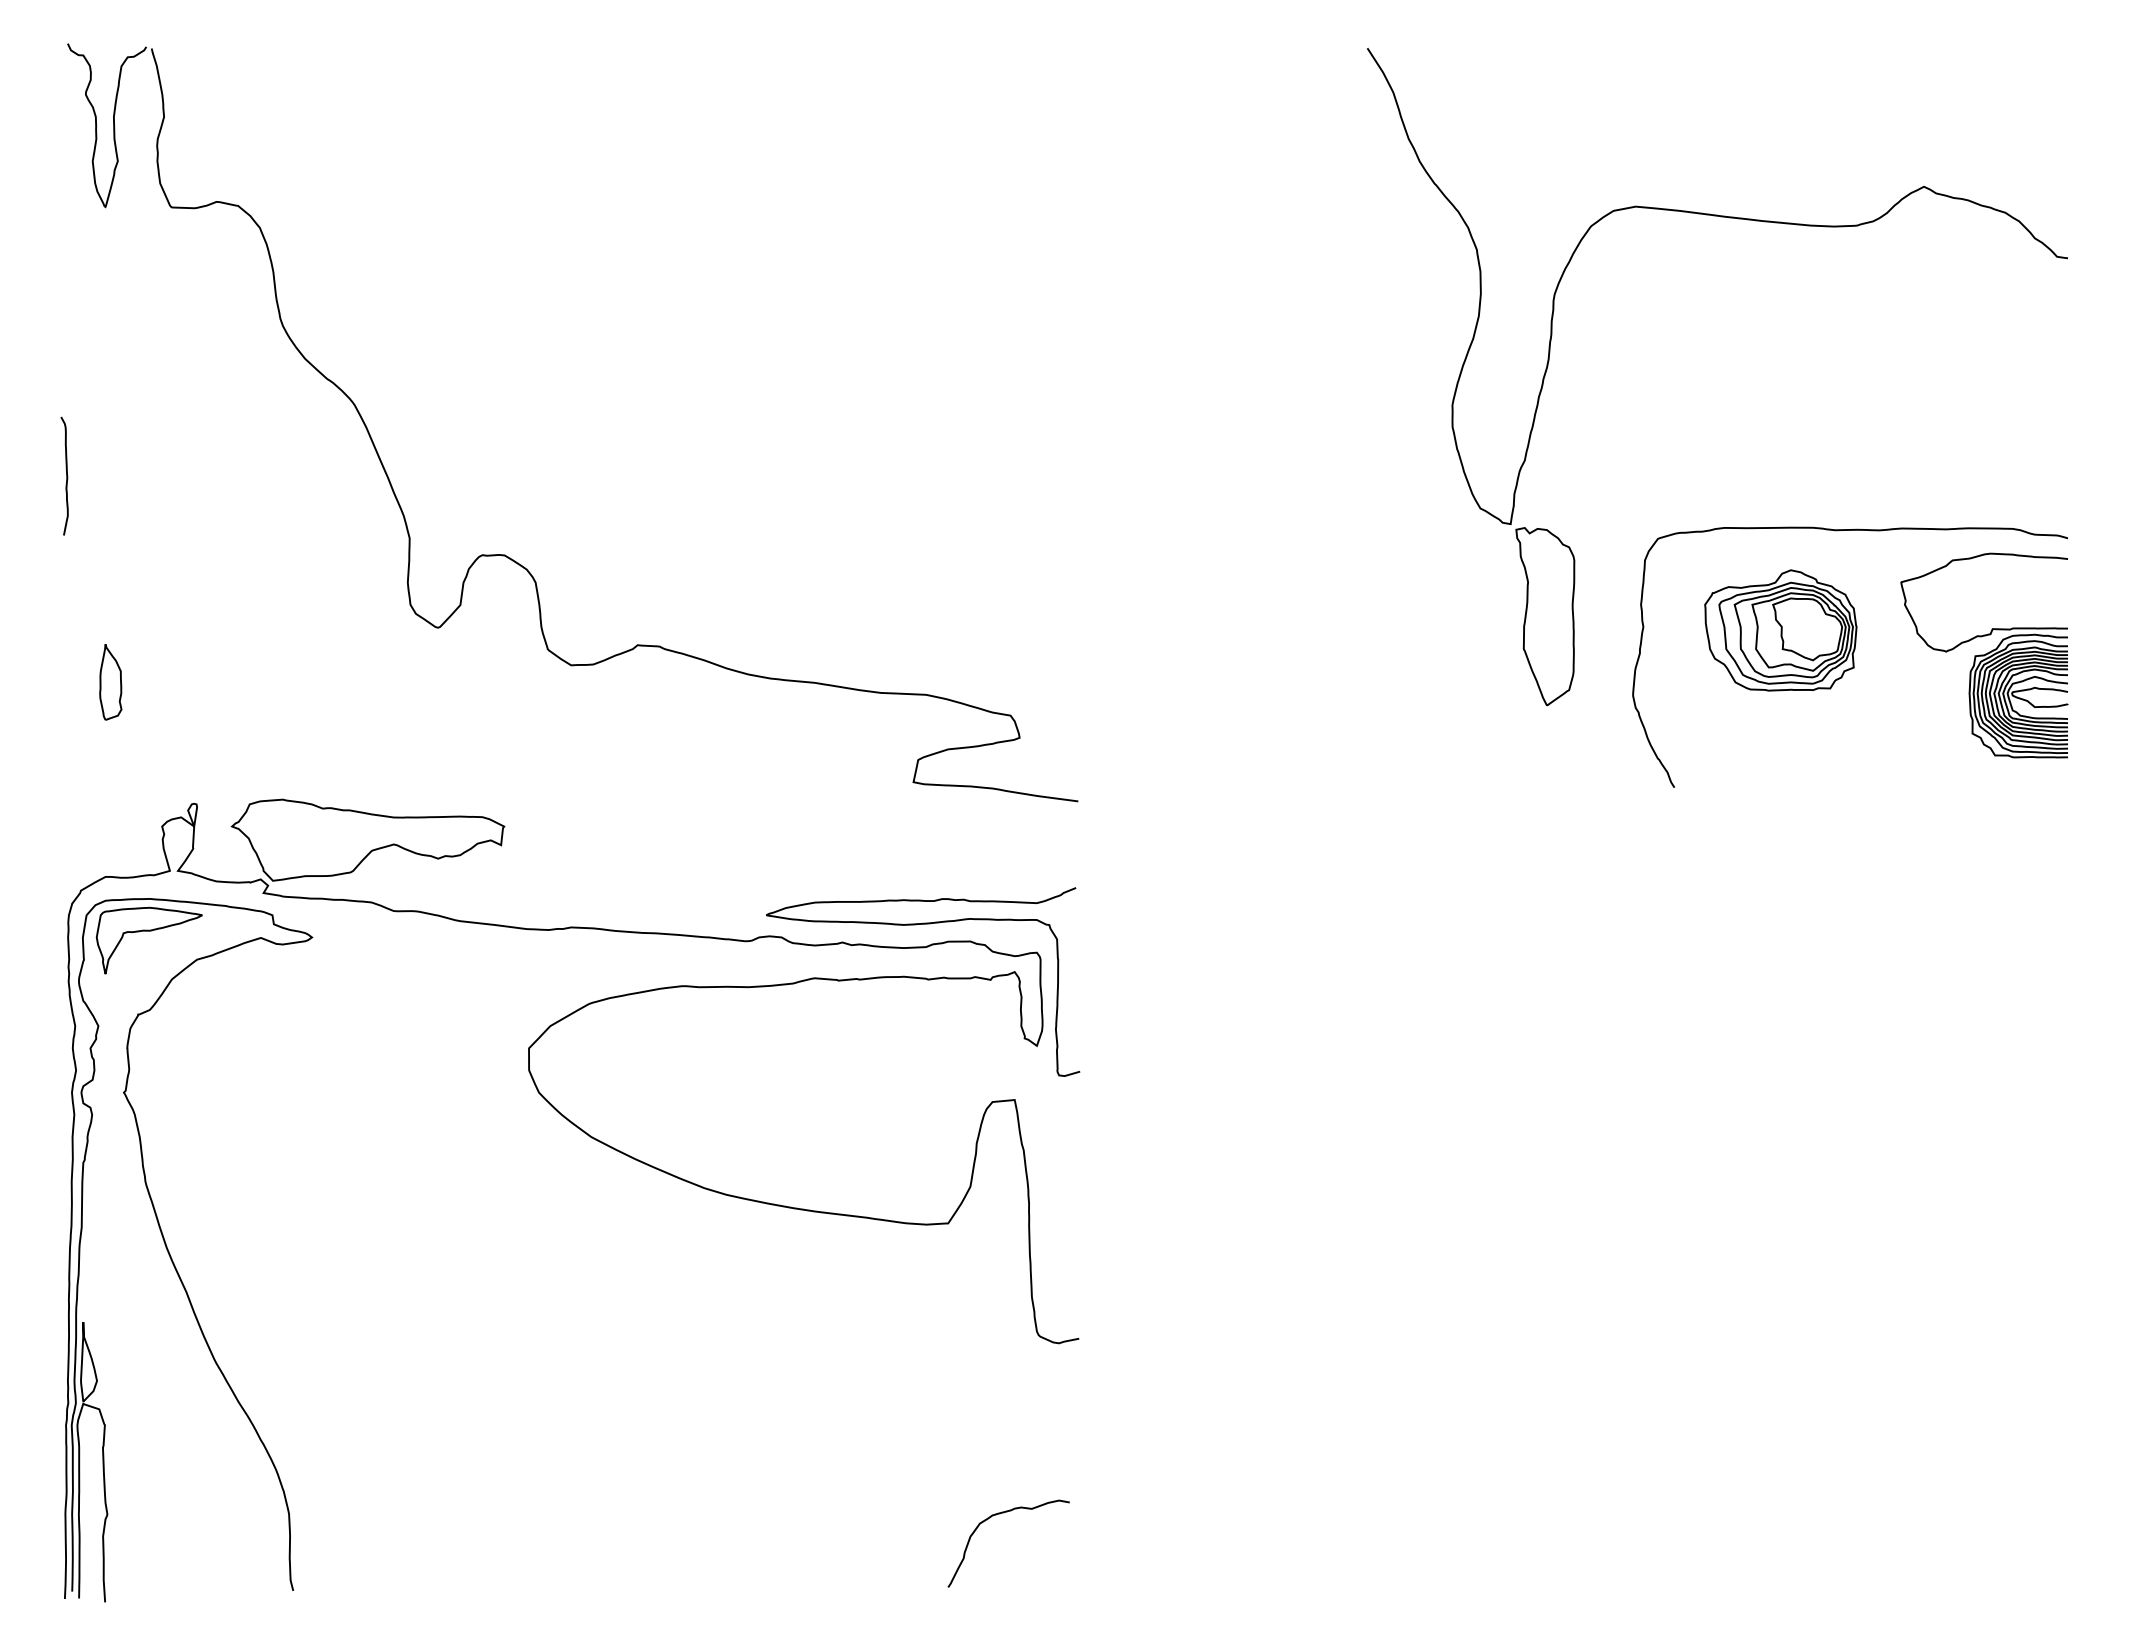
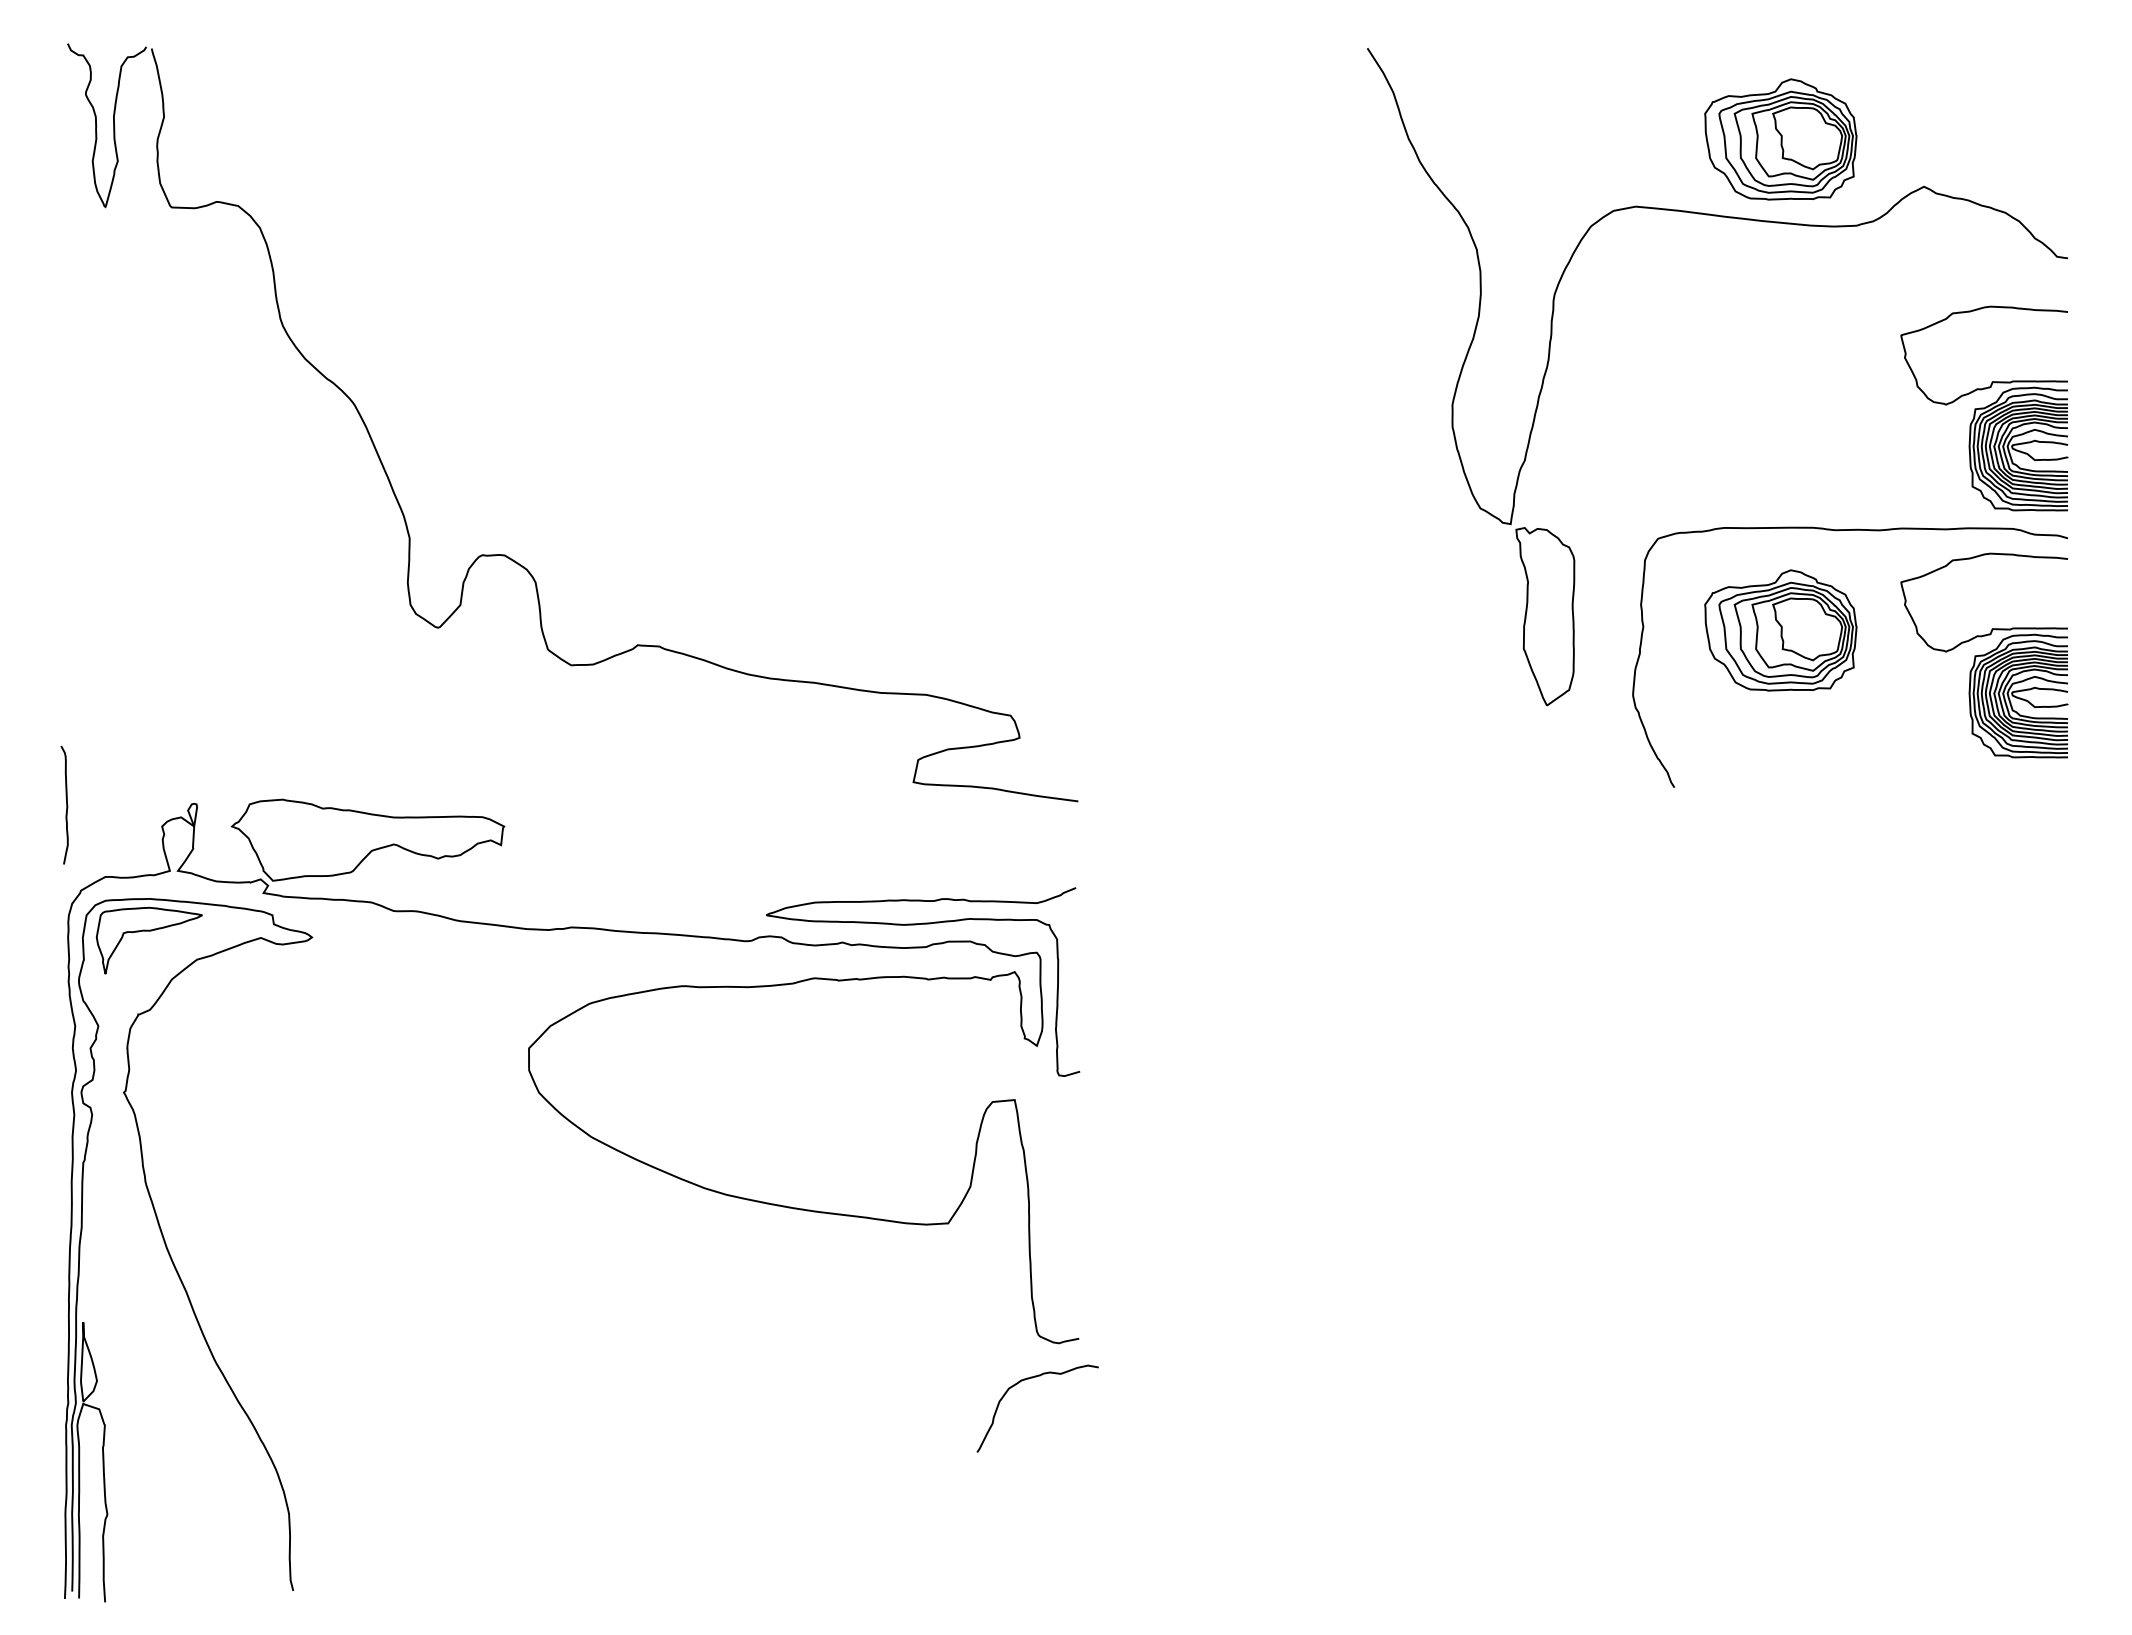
part: none -> present (1780, 139)
part: none -> present (1984, 408)
curve position: (66, 475) -> (66, 804) (66, 804)
part: present -> none (110, 682)
curve position: (999, 1514) -> (1028, 1379) (1028, 1379)
